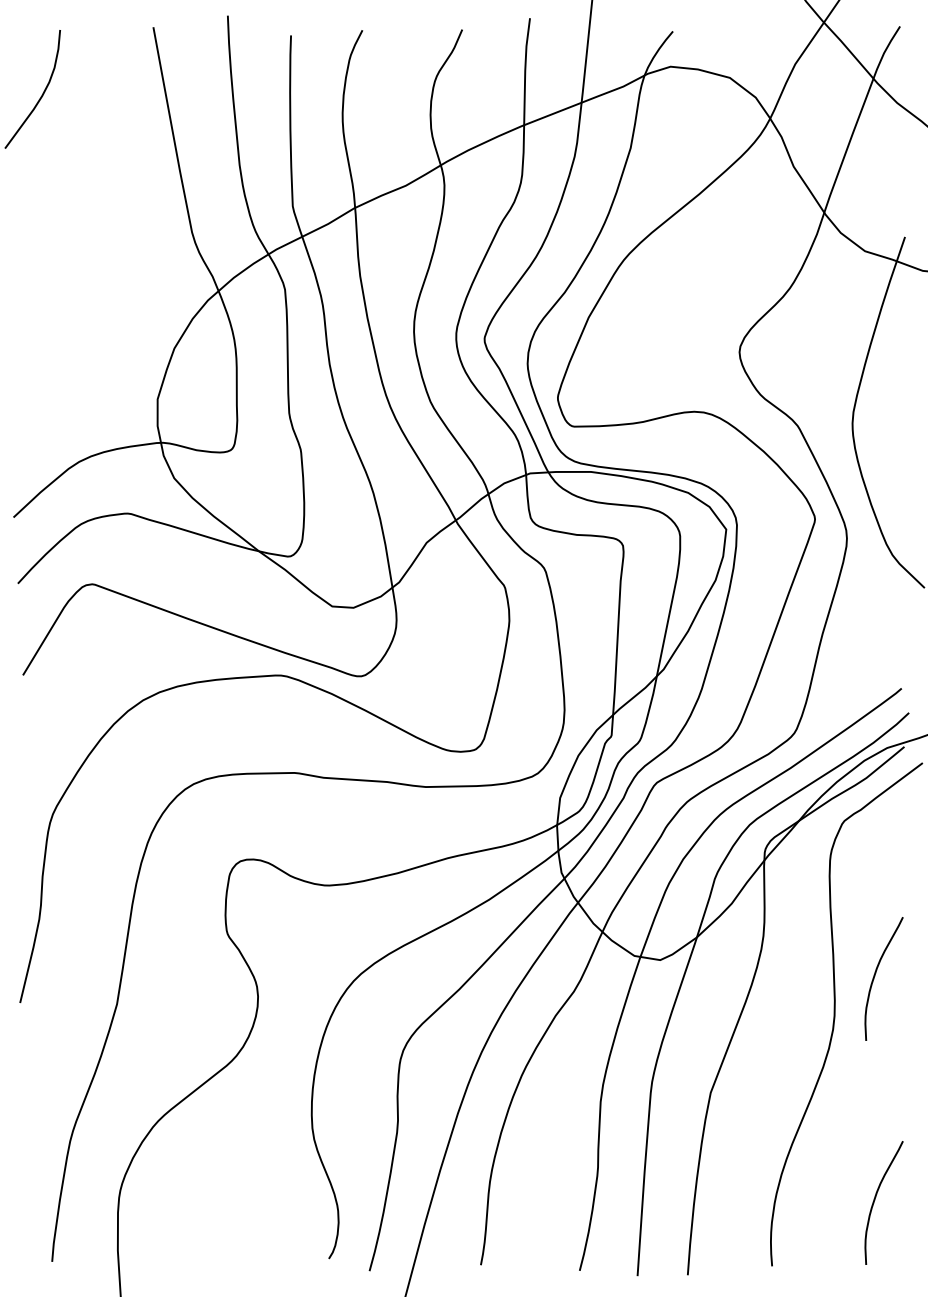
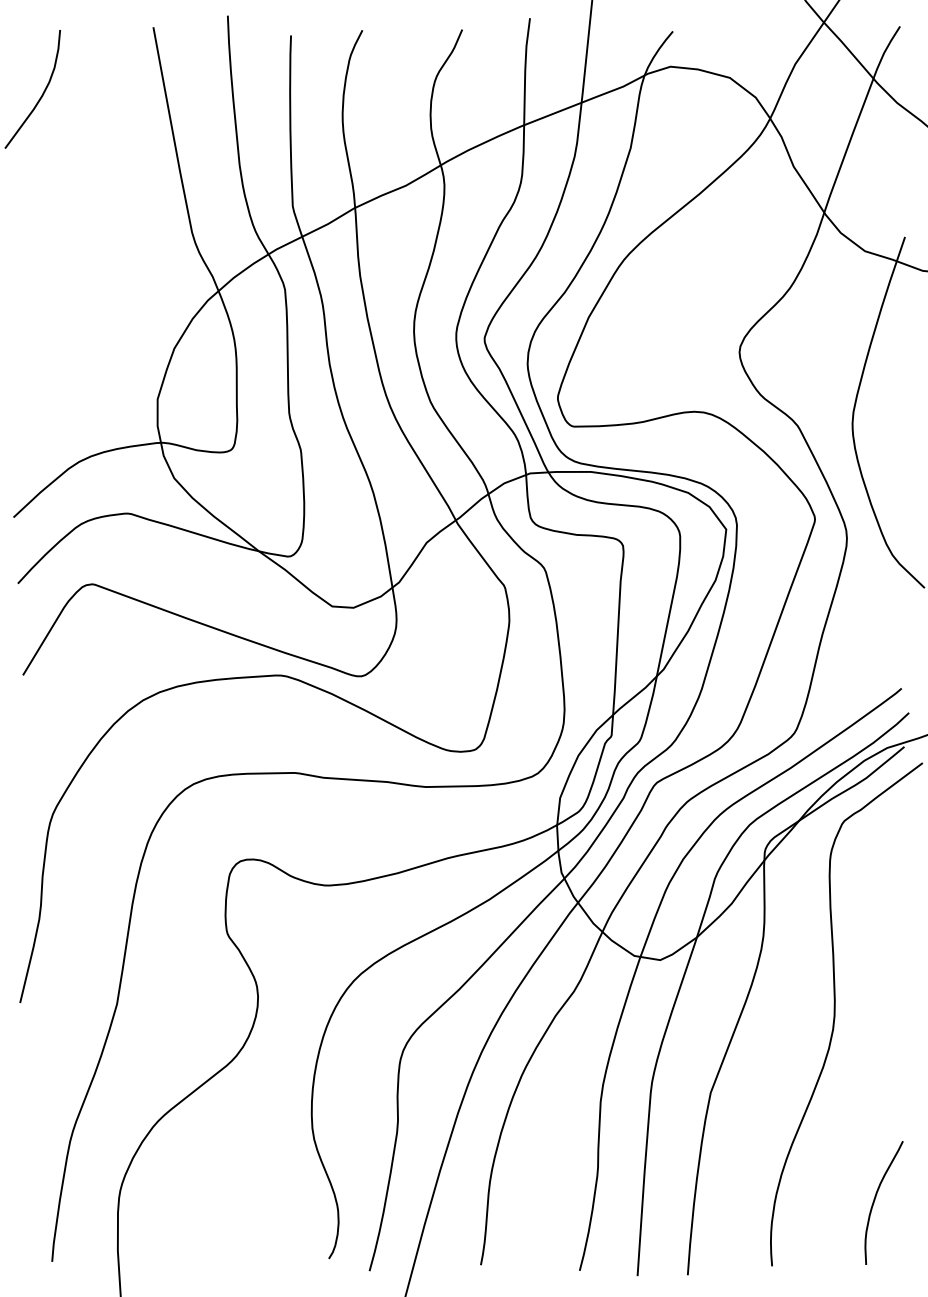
curve: present -> none (875, 976)
